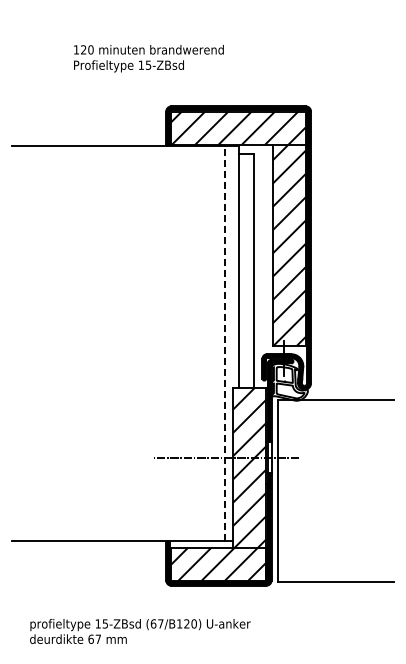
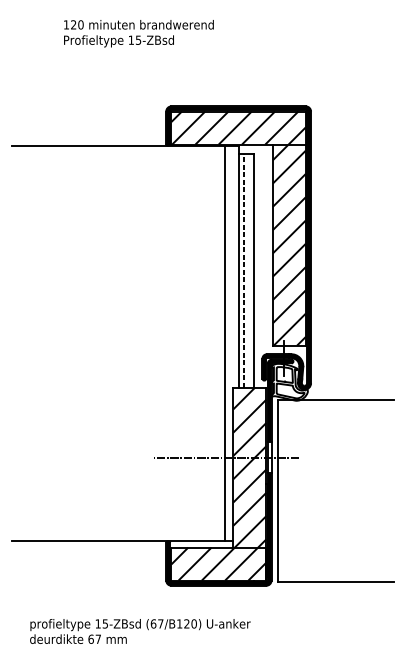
text position: (148, 58) -> (138, 33) (138, 33)
line: none -> present (243, 270)
line: dashed -> solid (224, 343)
